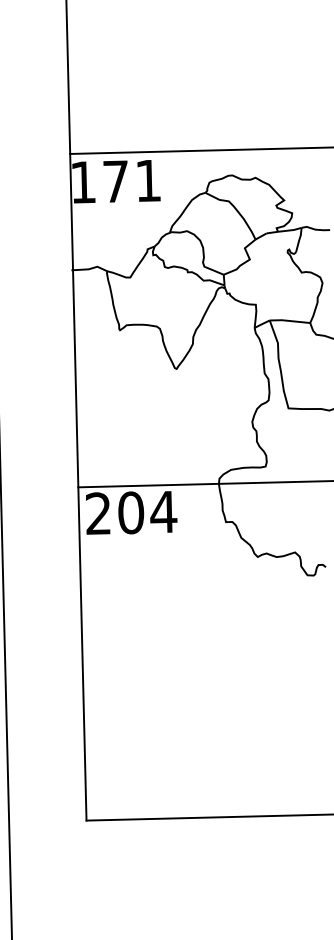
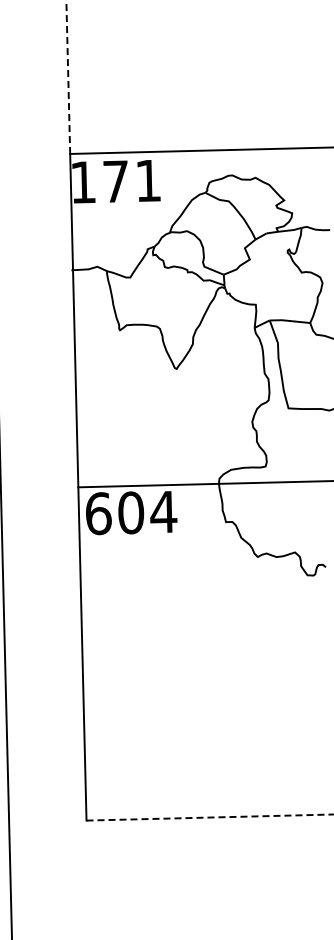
line: solid -> dashed (68, 77)
text: 204 -> 604 (98, 513)
line: solid -> dashed (210, 817)
